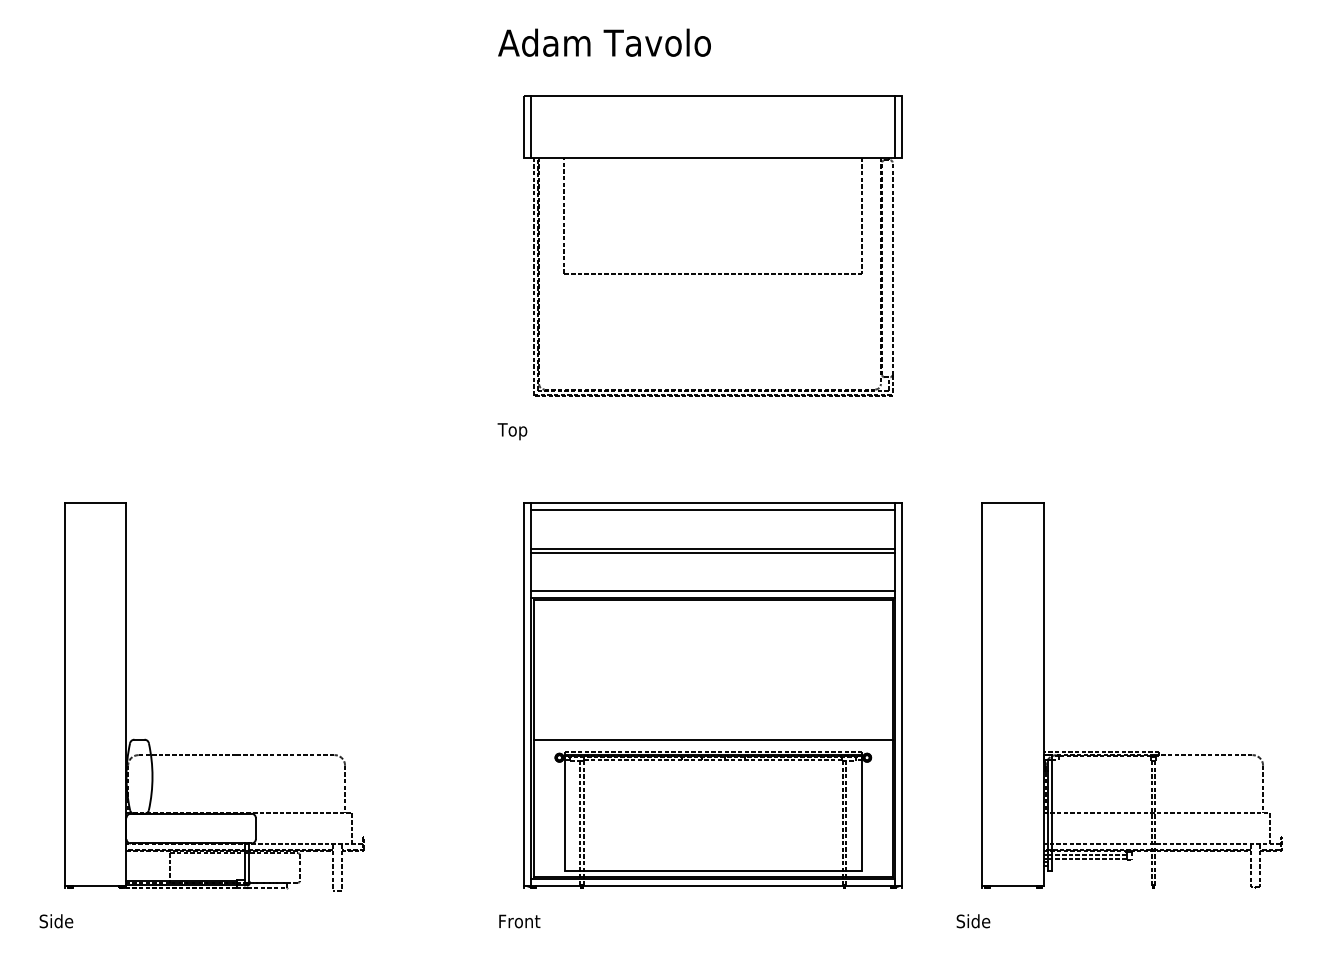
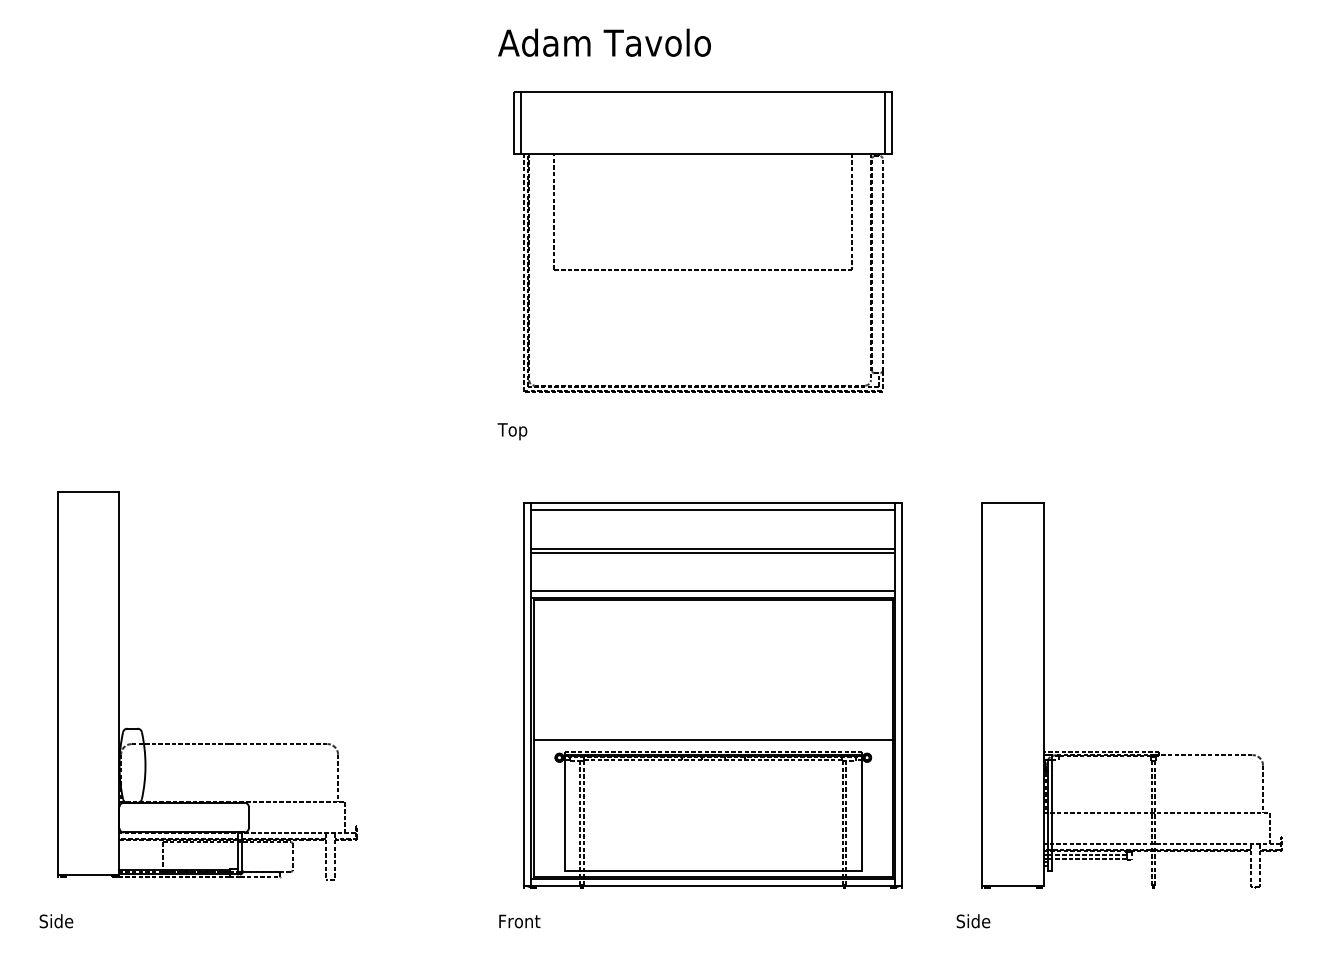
part position: (712, 273) -> (702, 269) (702, 269)
part position: (214, 754) -> (207, 743) (207, 743)
